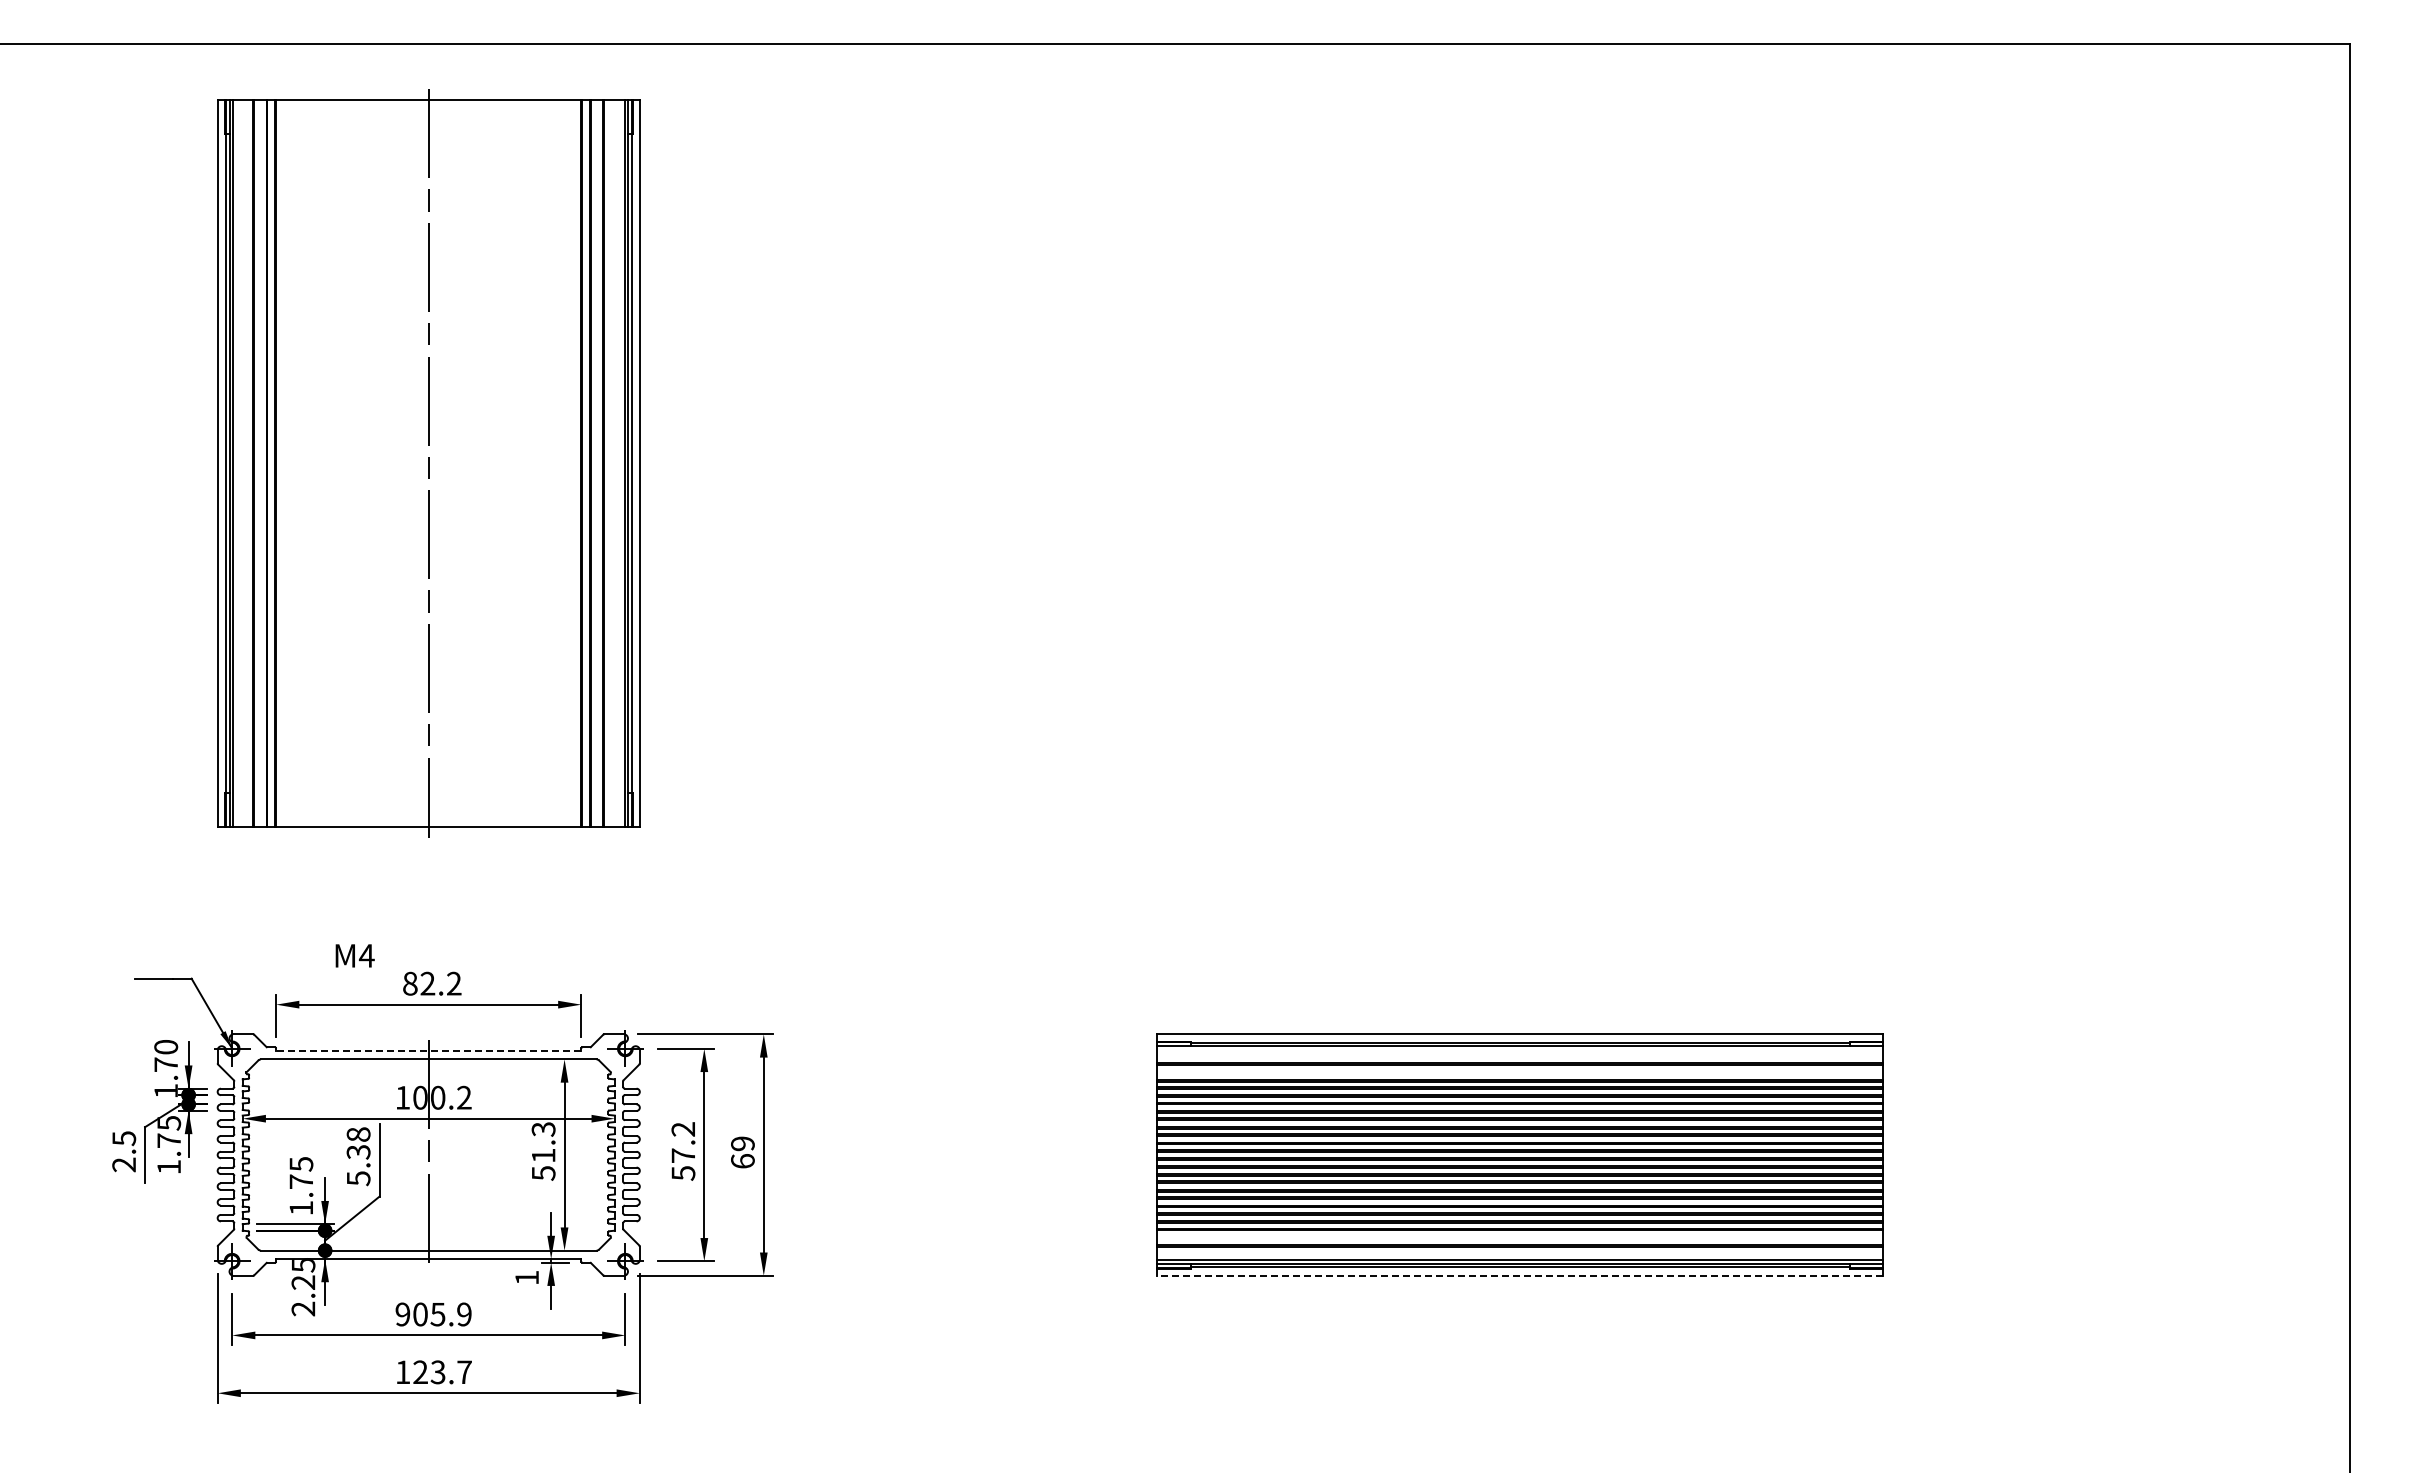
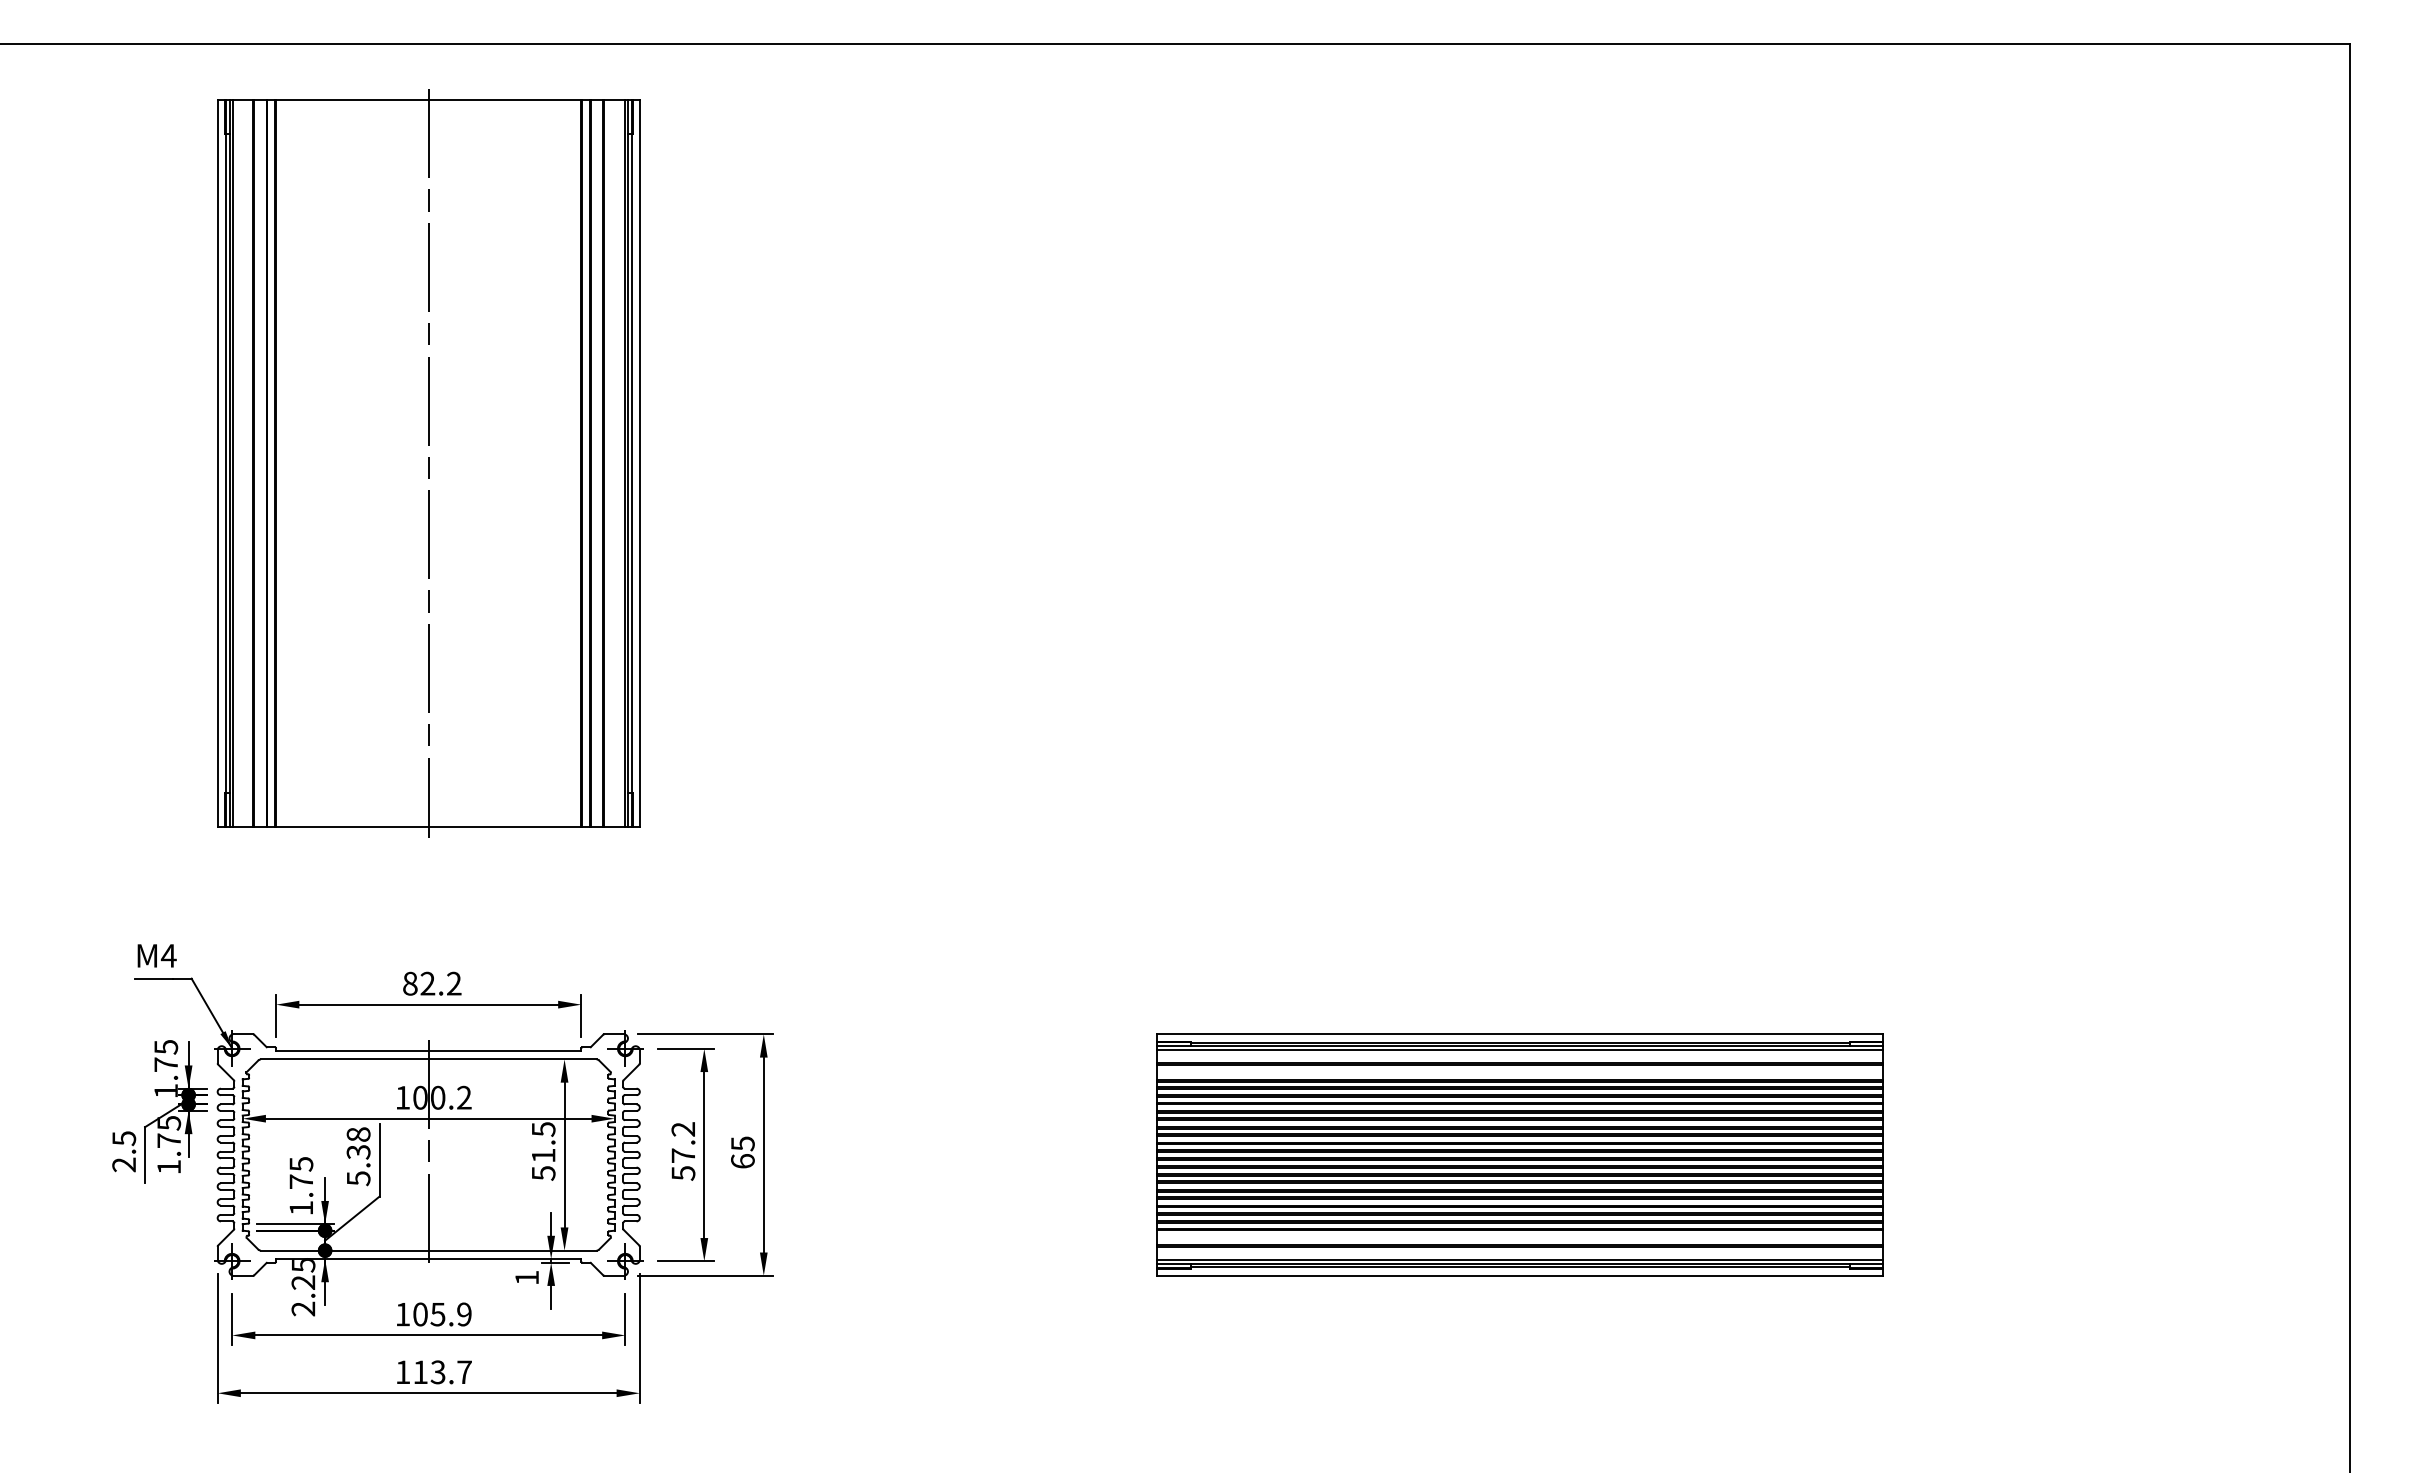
text position: (354, 955) -> (156, 955) (156, 955)
text: 1.70 -> 1.75 (166, 1047)
line: none -> present (1520, 1049)
line: dashed -> solid (428, 1051)
text: 51.3 -> 51.5 (543, 1129)
text: 69 -> 65 (742, 1143)
line: dashed -> solid (1519, 1275)
text: 905.9 -> 105.9 (402, 1314)
text: 123.7 -> 113.7 (420, 1371)
